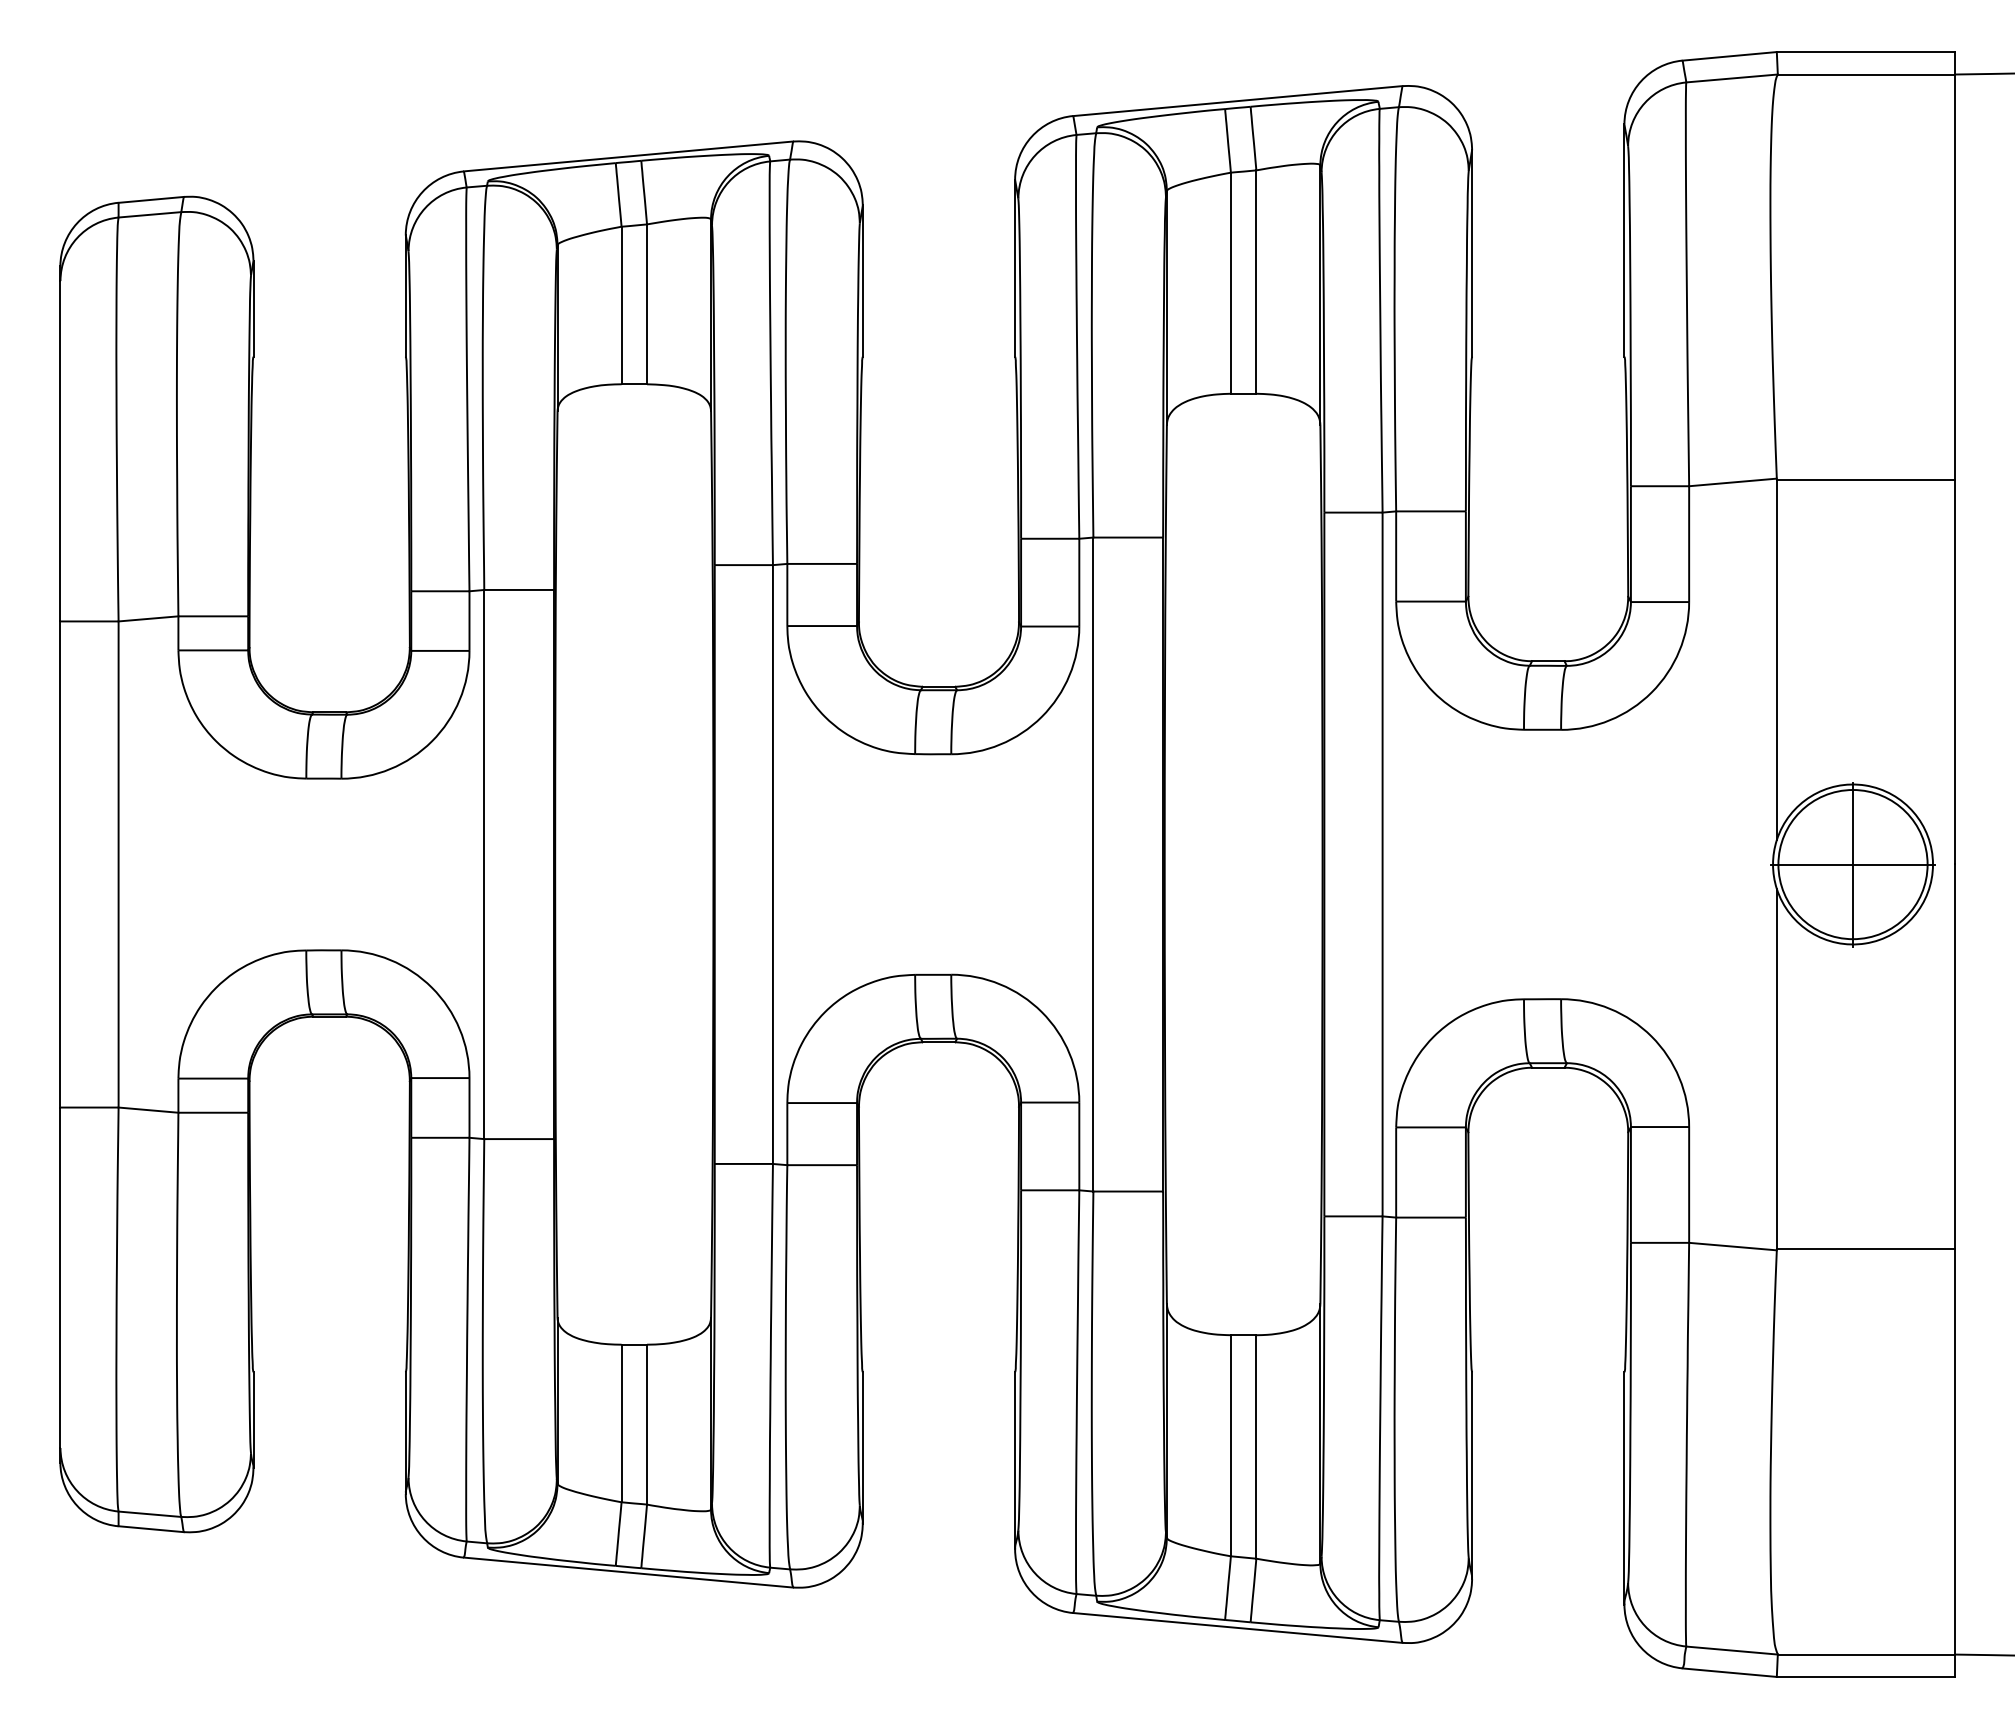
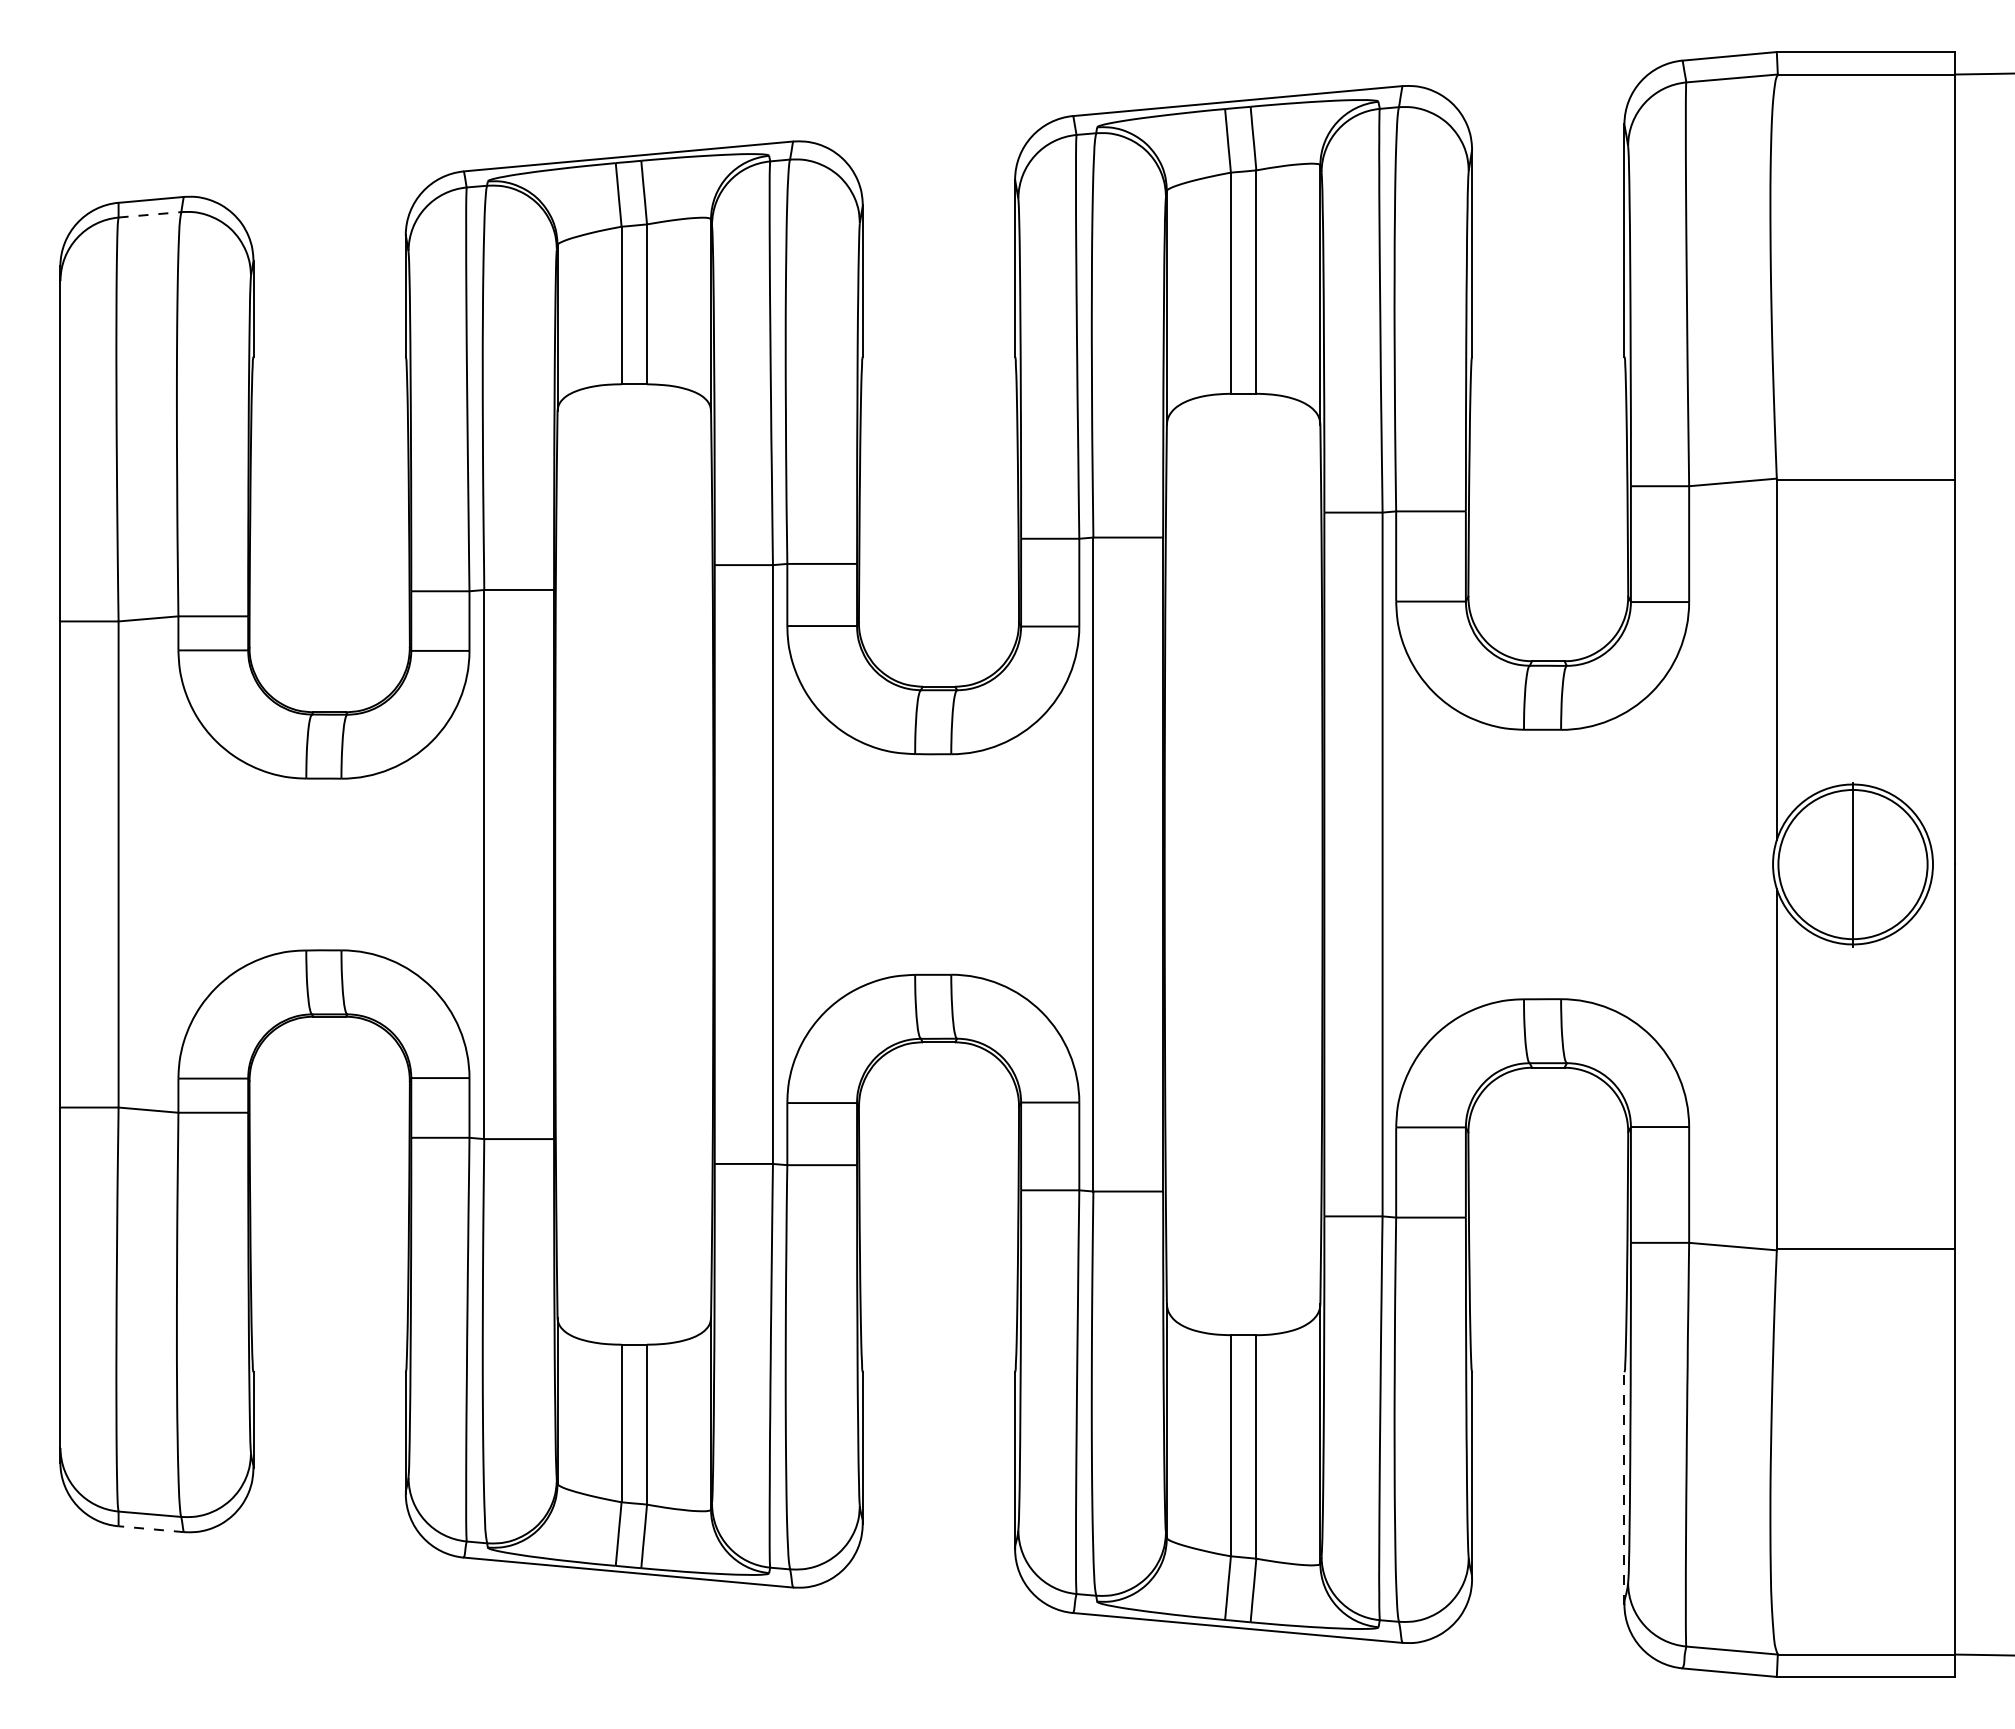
line: solid -> dashed (150, 214)
line: present -> none (1852, 864)
line: solid -> dashed (1624, 1487)
line: solid -> dashed (151, 1529)
